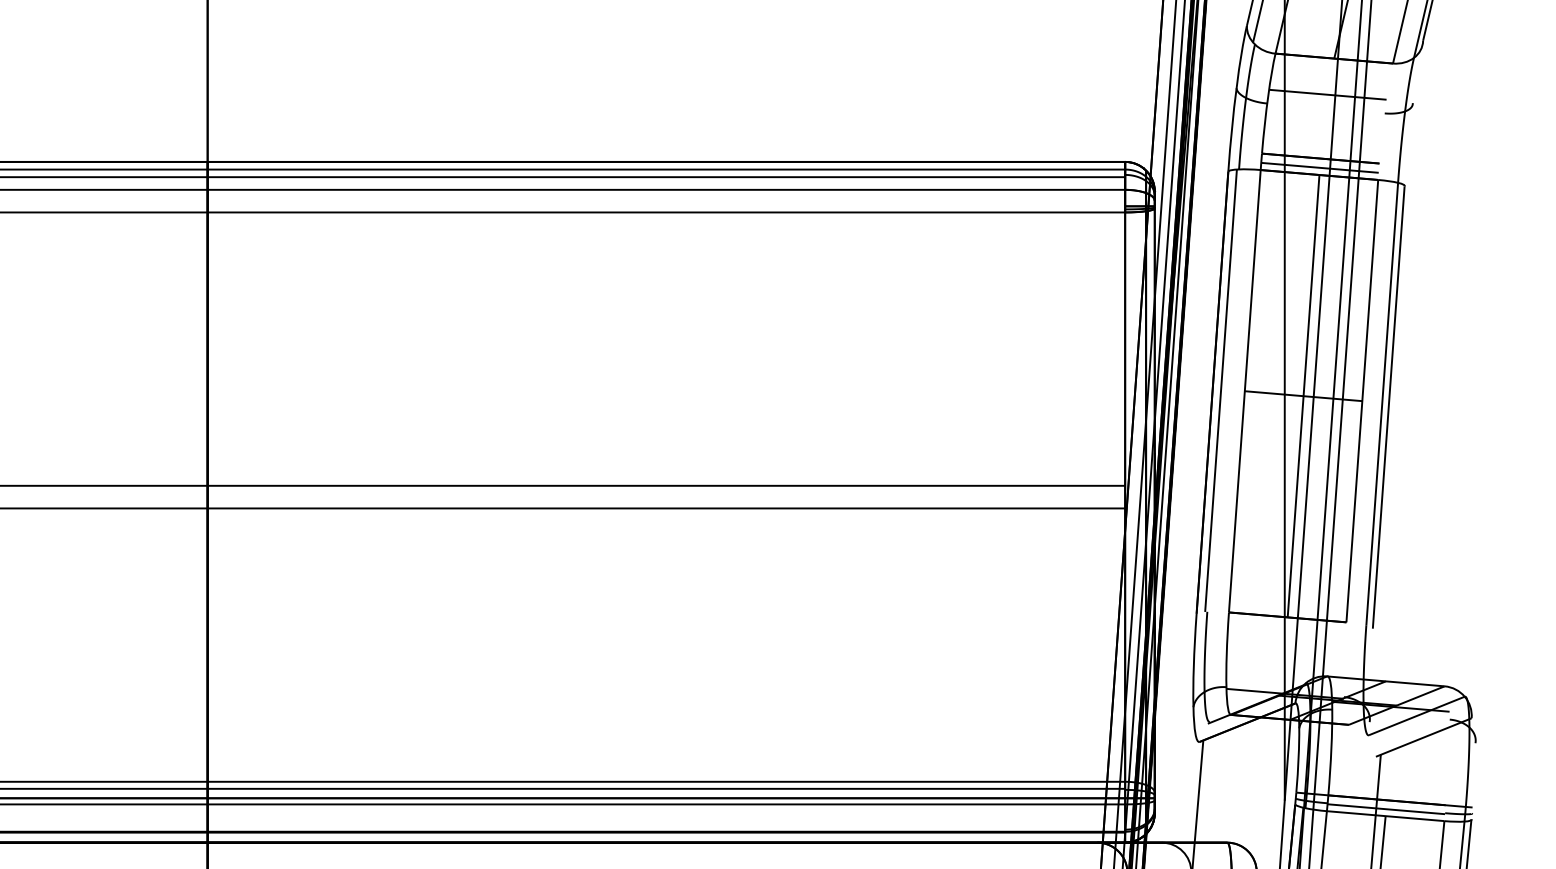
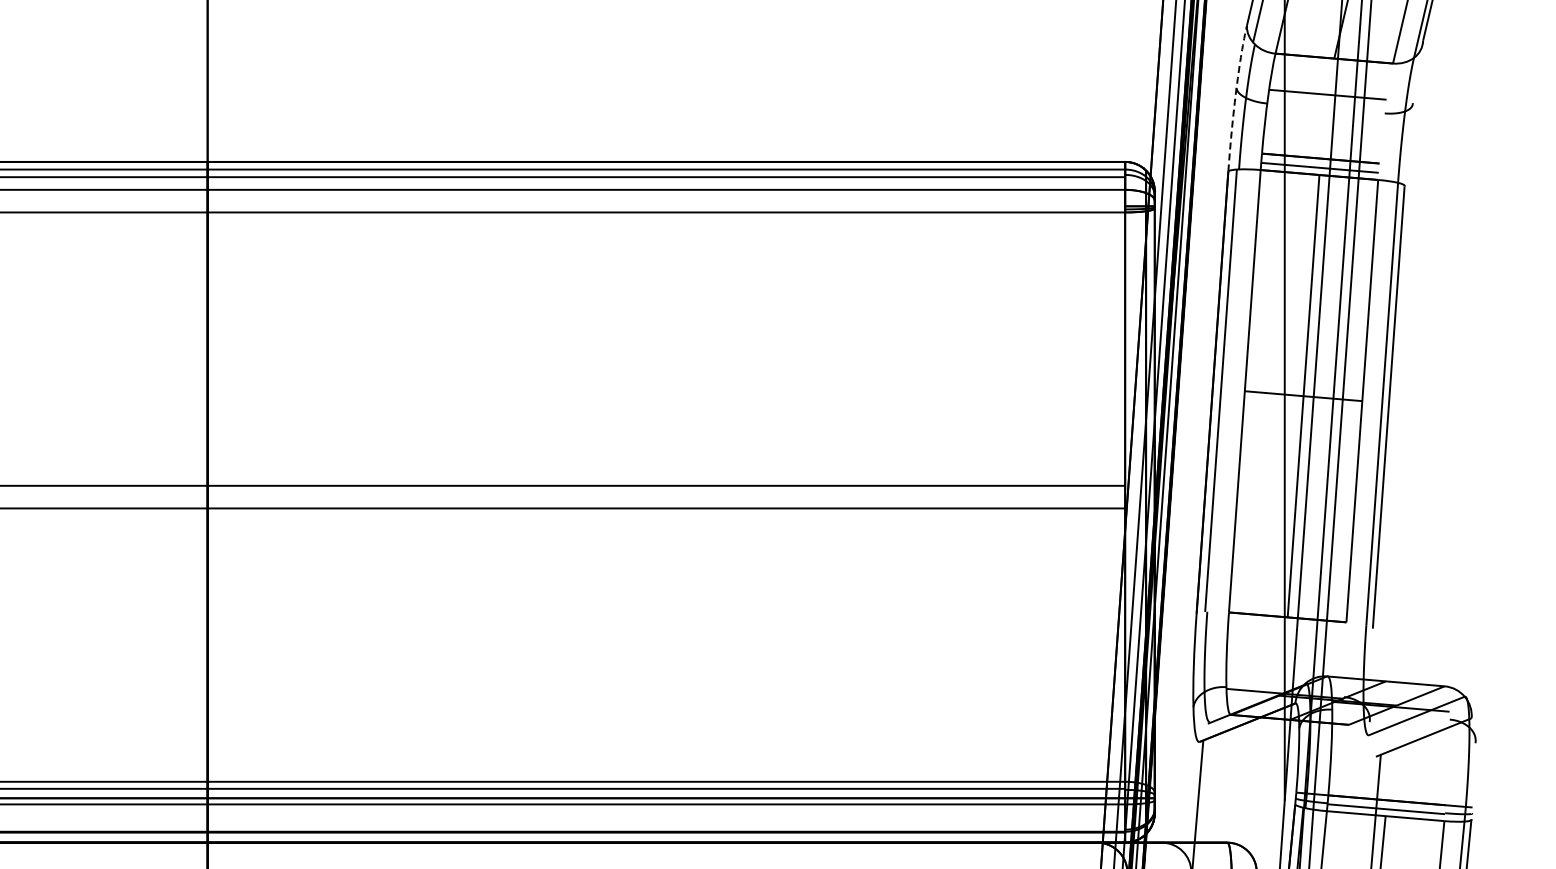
arc: solid -> dashed (1235, 95)
